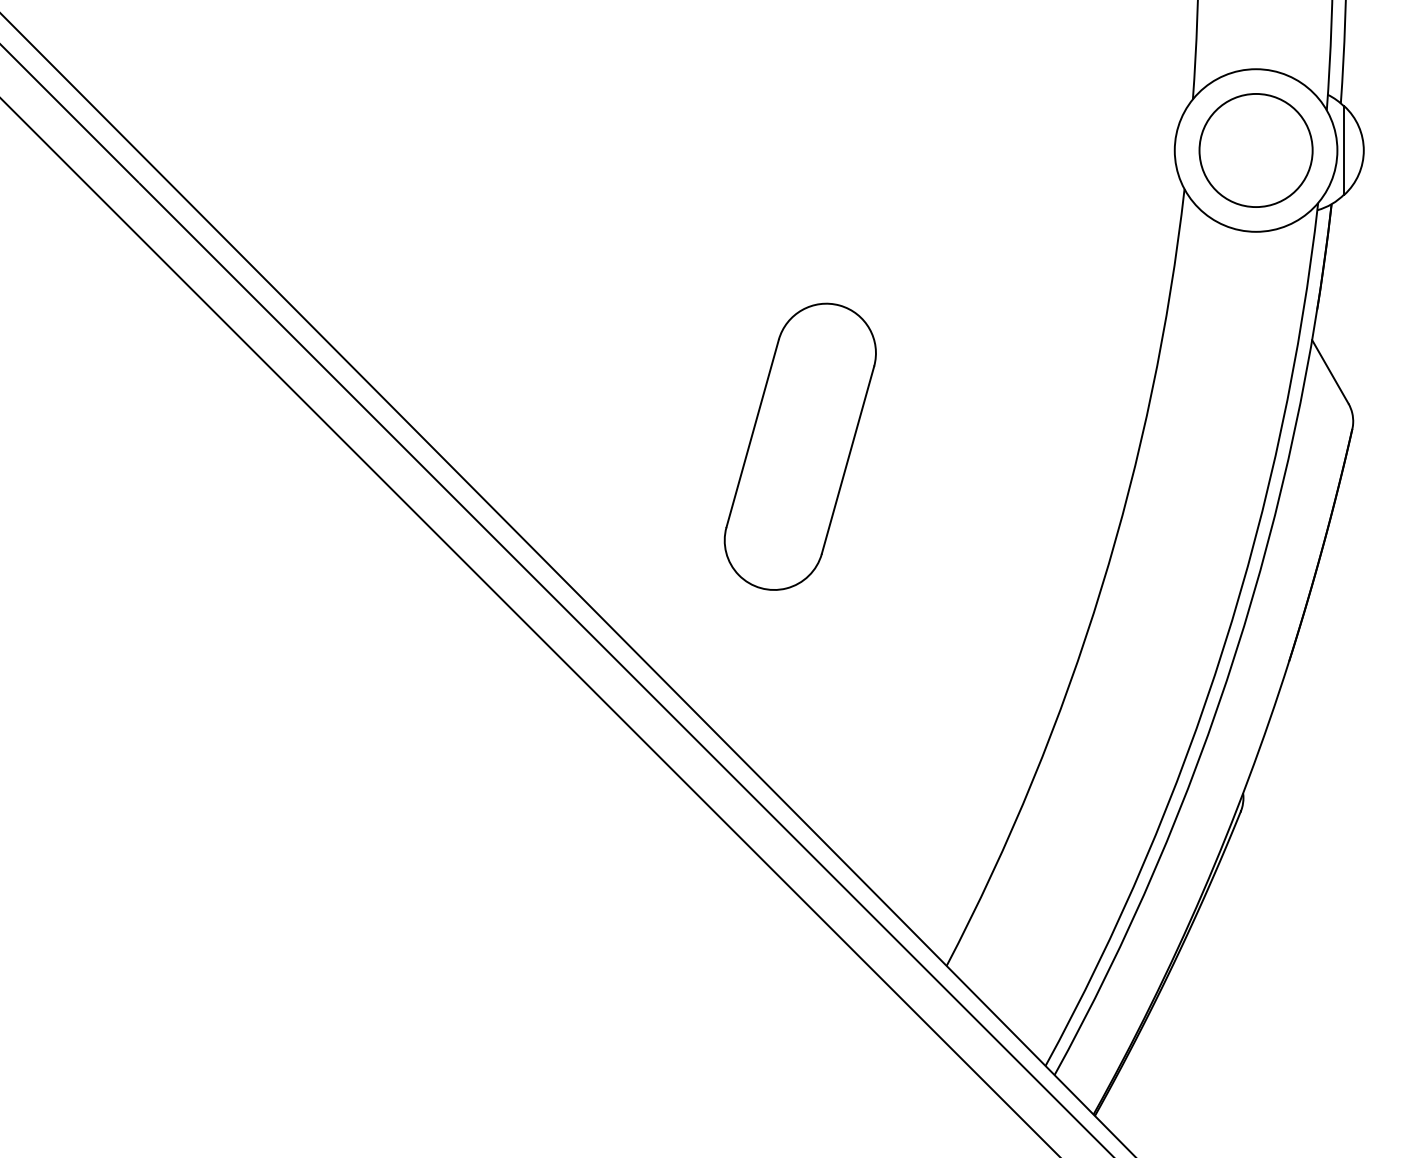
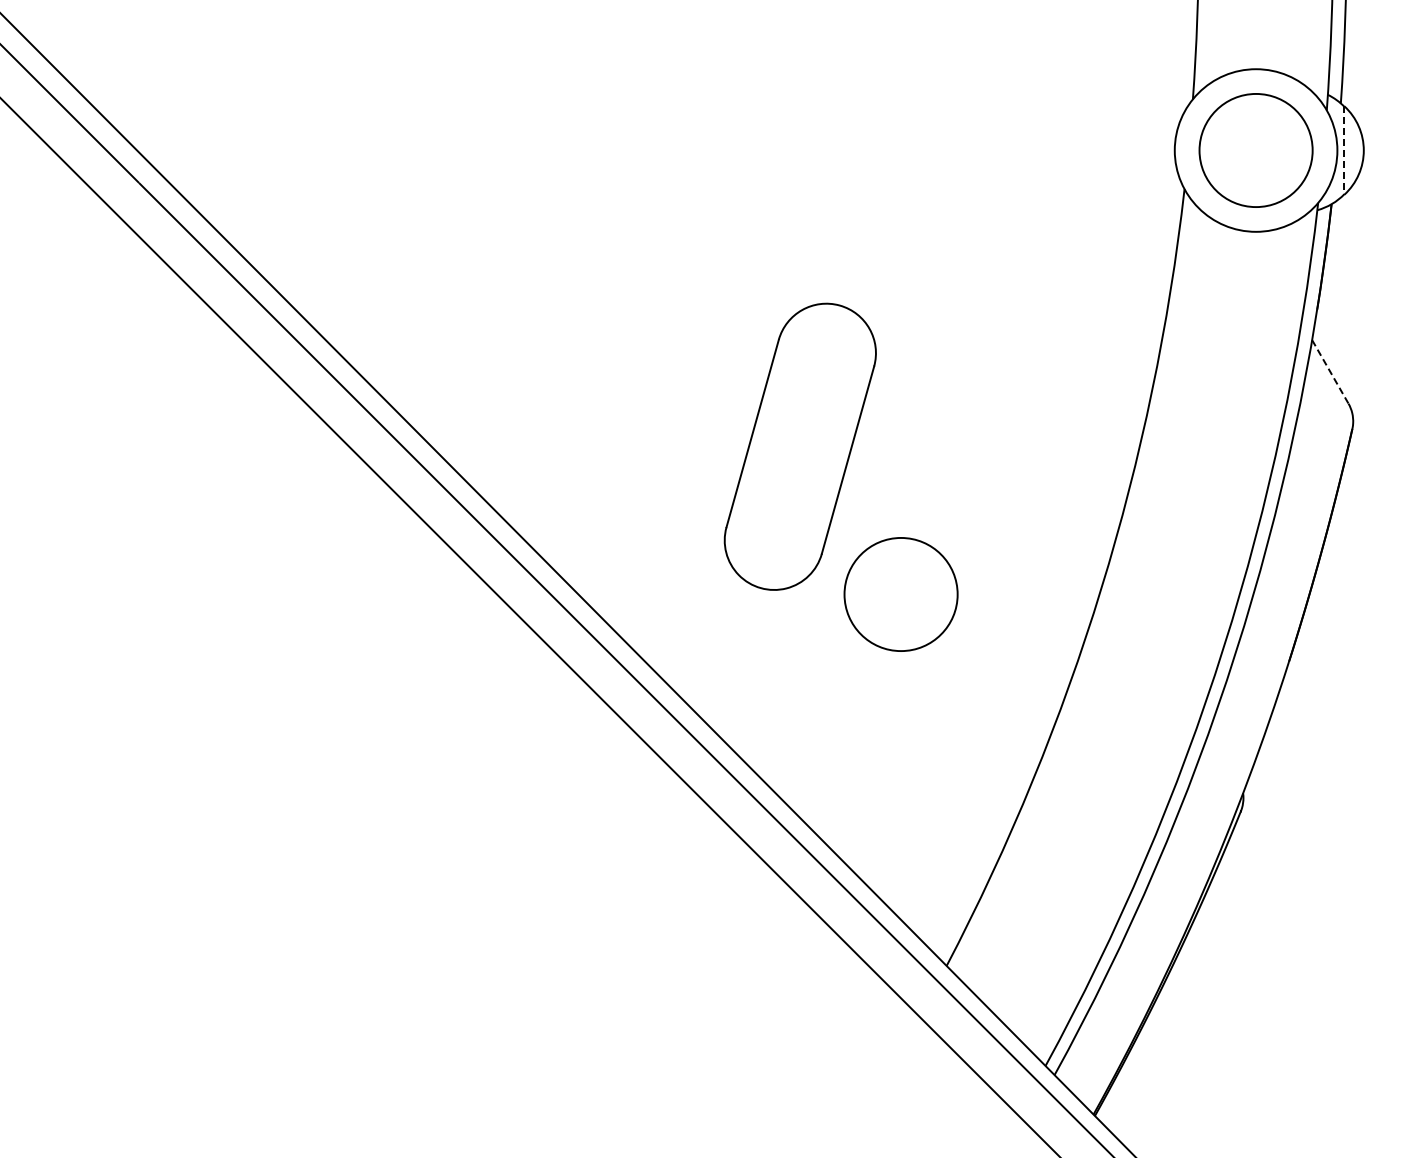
line: solid -> dashed (1344, 151)
line: solid -> dashed (1330, 371)
circle: none -> present (900, 594)
